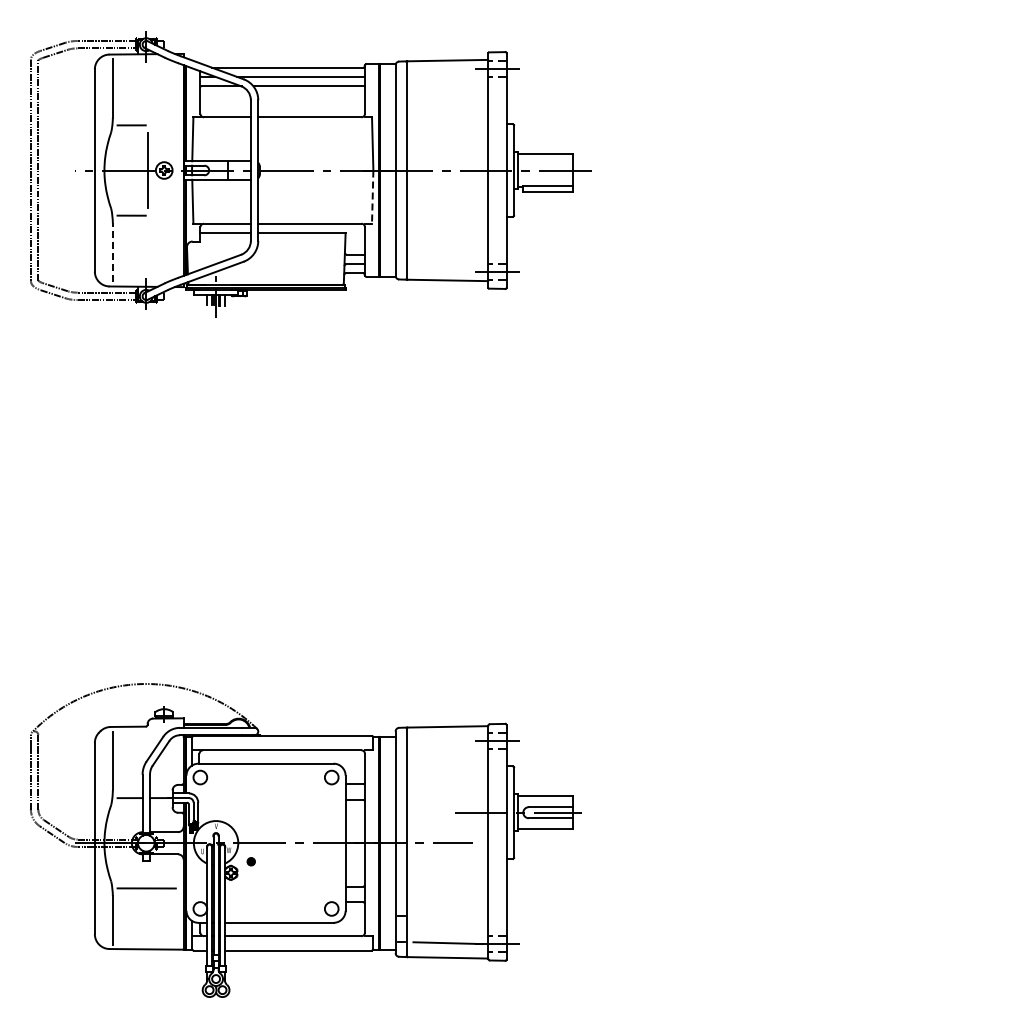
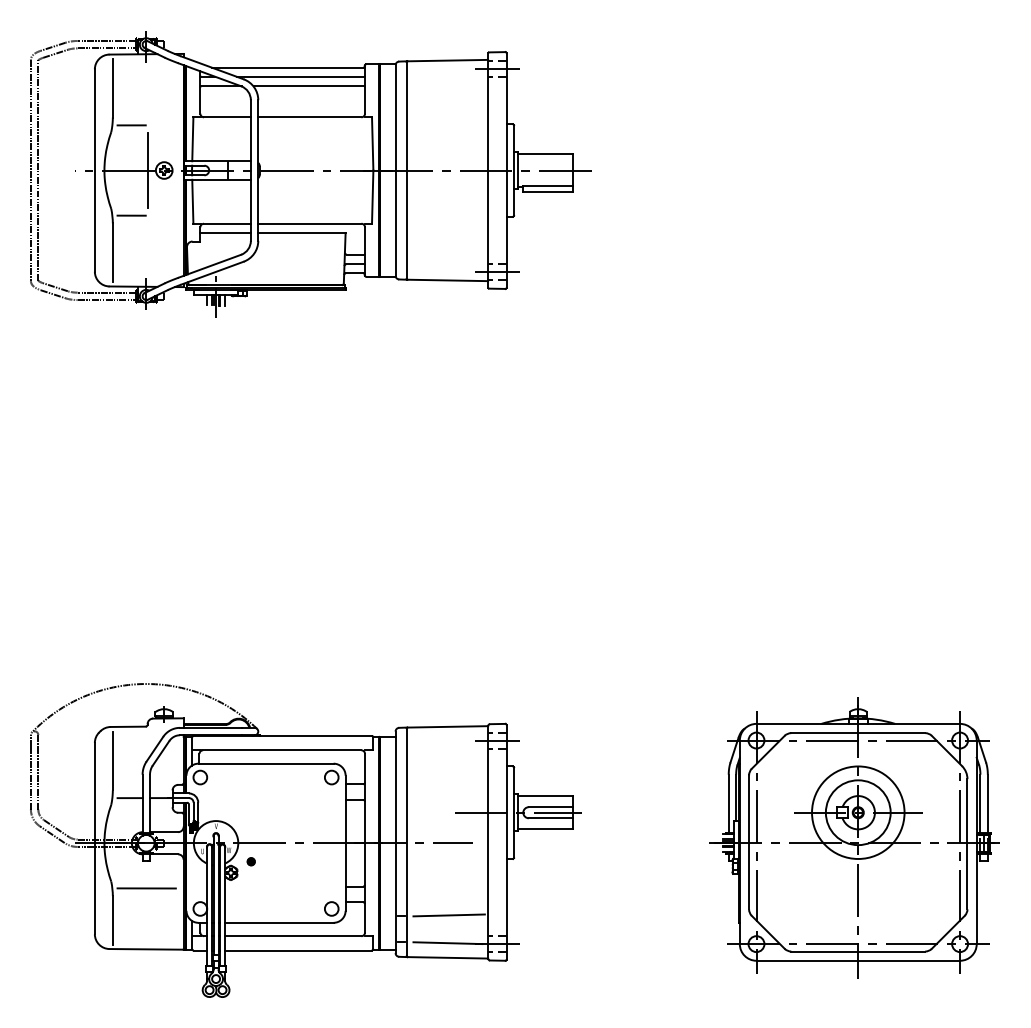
line: dashed -> solid (372, 197)
line: dashed -> solid (112, 252)
part: none -> present (854, 837)
line: none -> present (448, 915)
